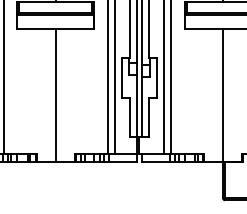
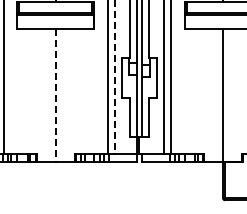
line: solid -> dashed (115, 77)
line: solid -> dashed (55, 96)
